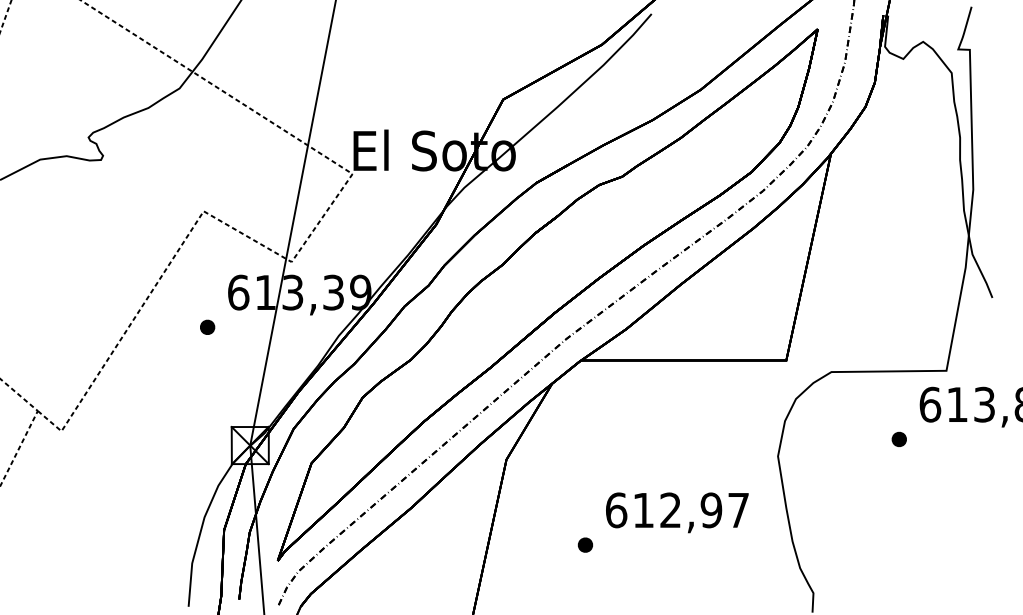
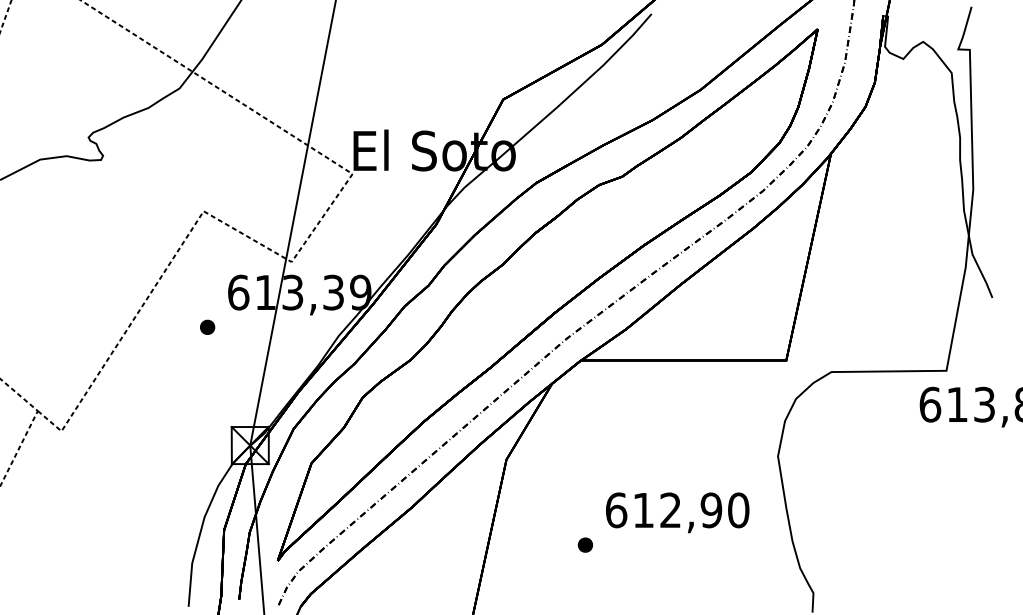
part: present -> none (898, 438)
text: 612,97 -> 612,90 (738, 510)
